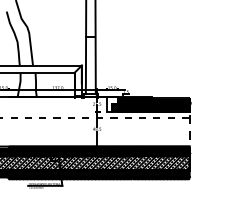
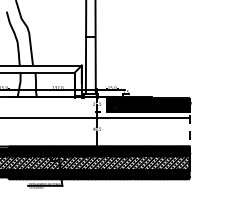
hatch: none -> present (111, 103)
line: dashed -> solid (94, 117)
